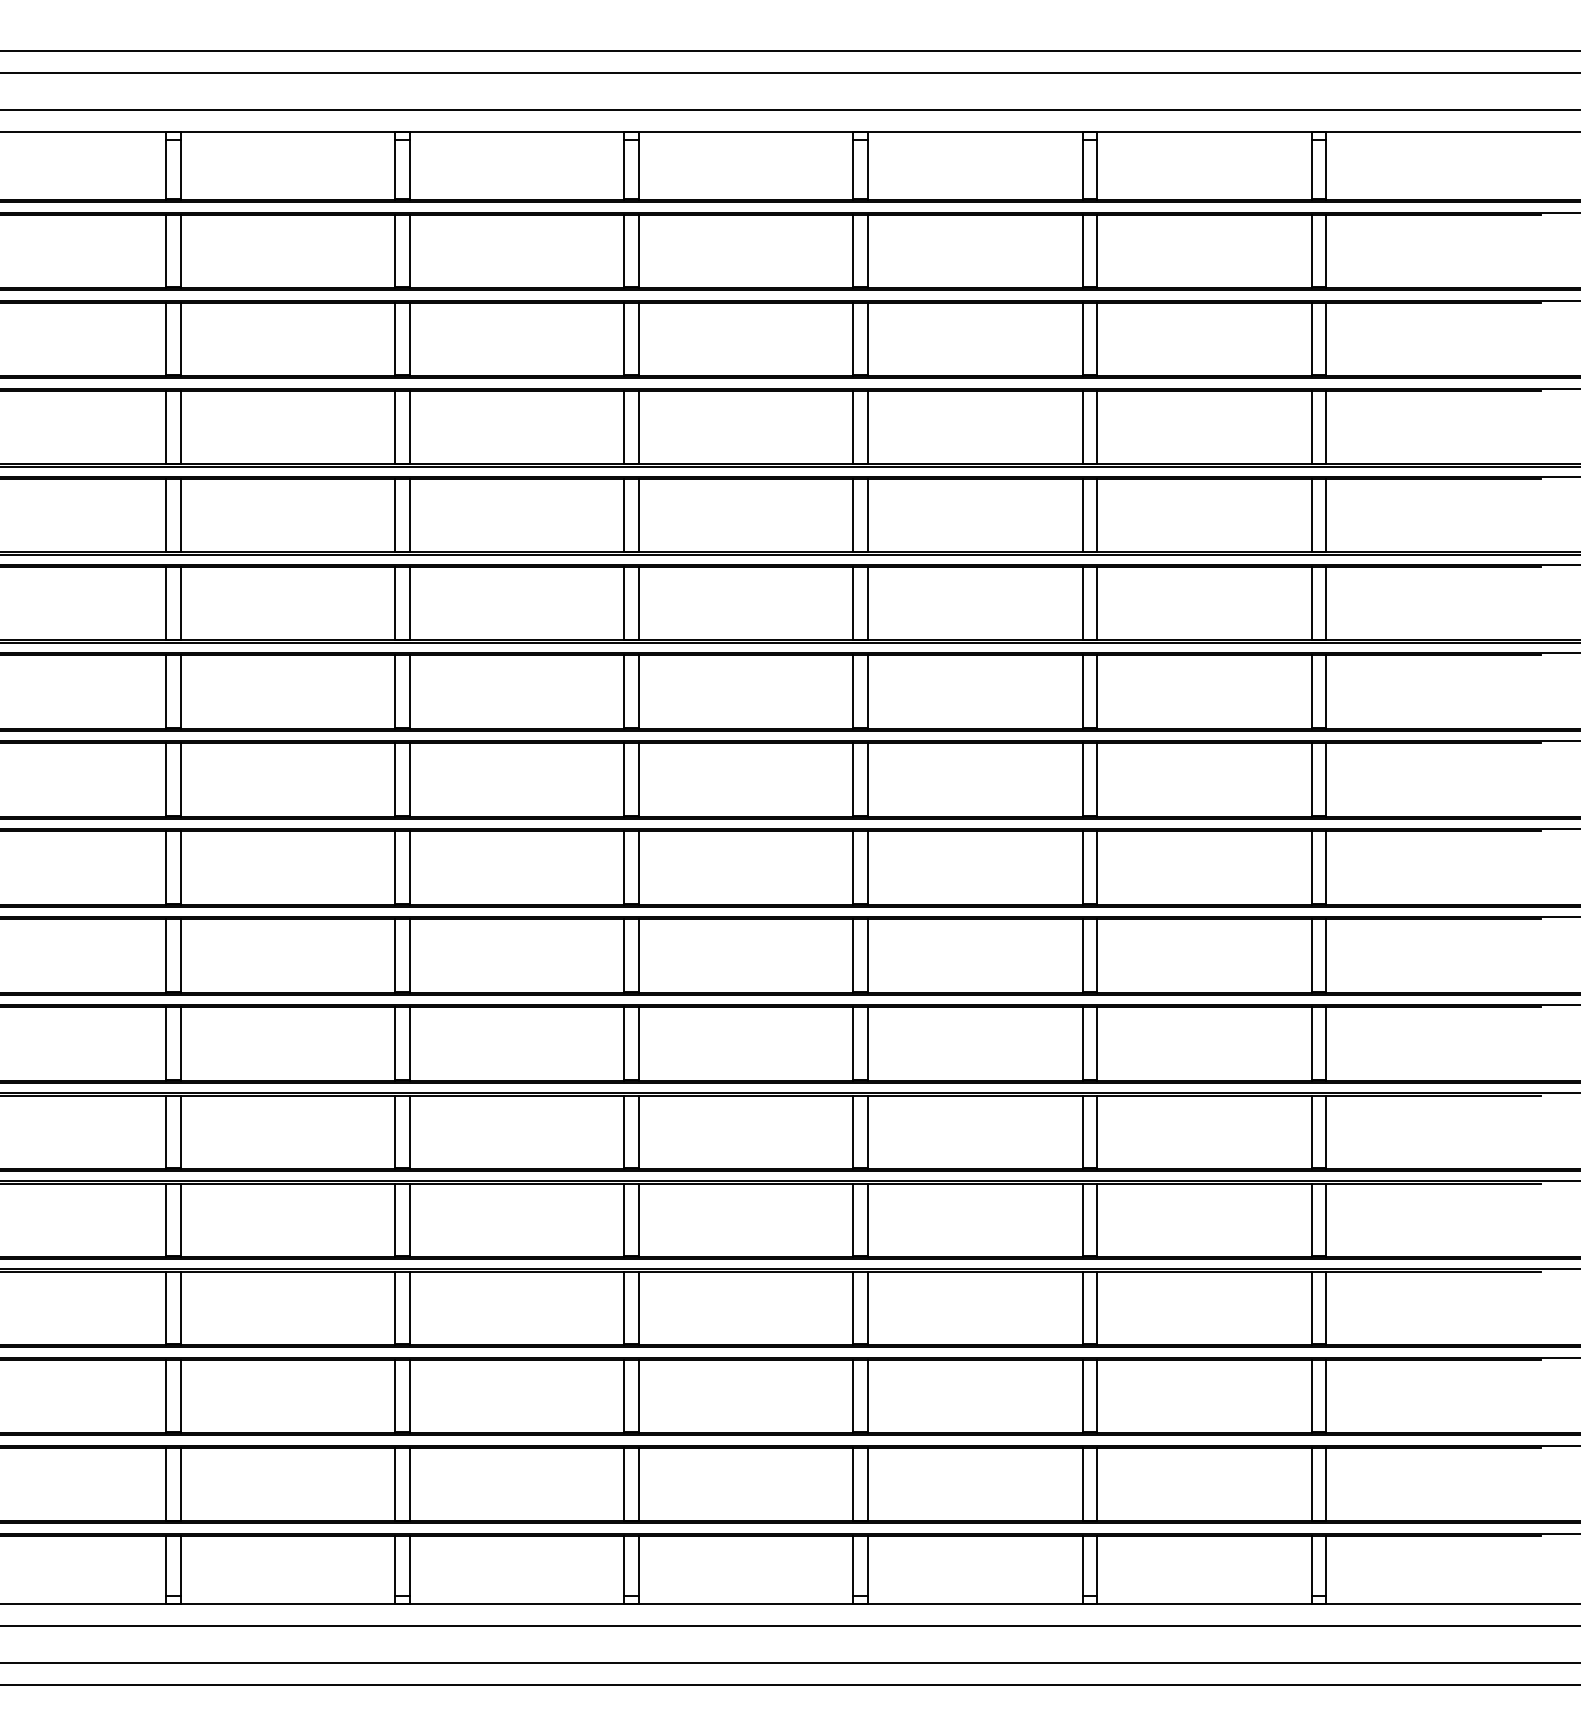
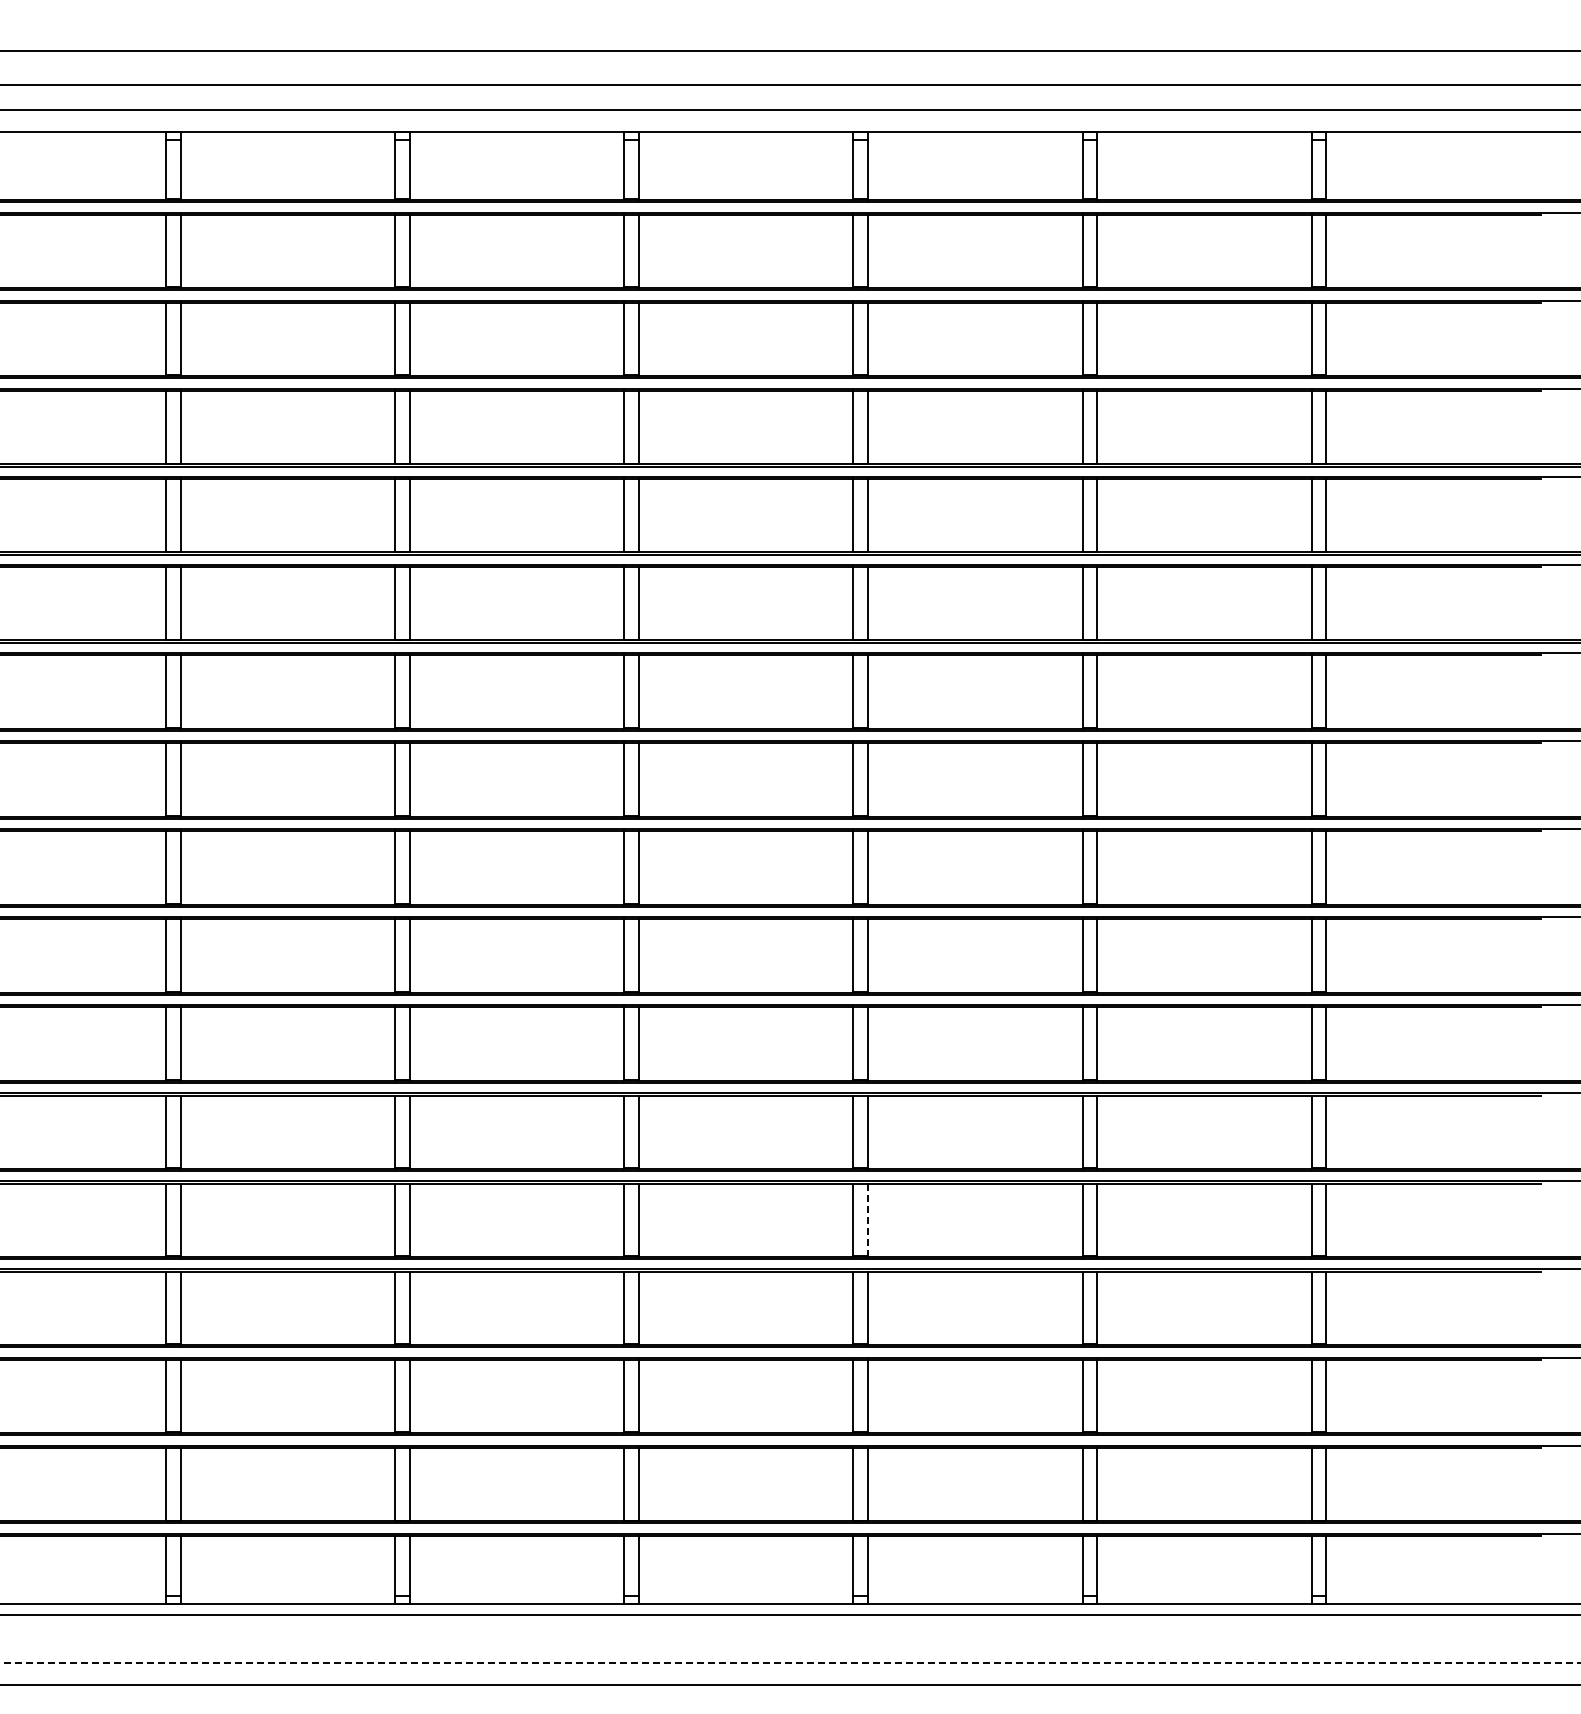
line position: (789, 73) -> (789, 85) (789, 85)
line: solid -> dashed (868, 1220)
line position: (789, 1625) -> (789, 1614) (789, 1614)
line: solid -> dashed (790, 1662)
